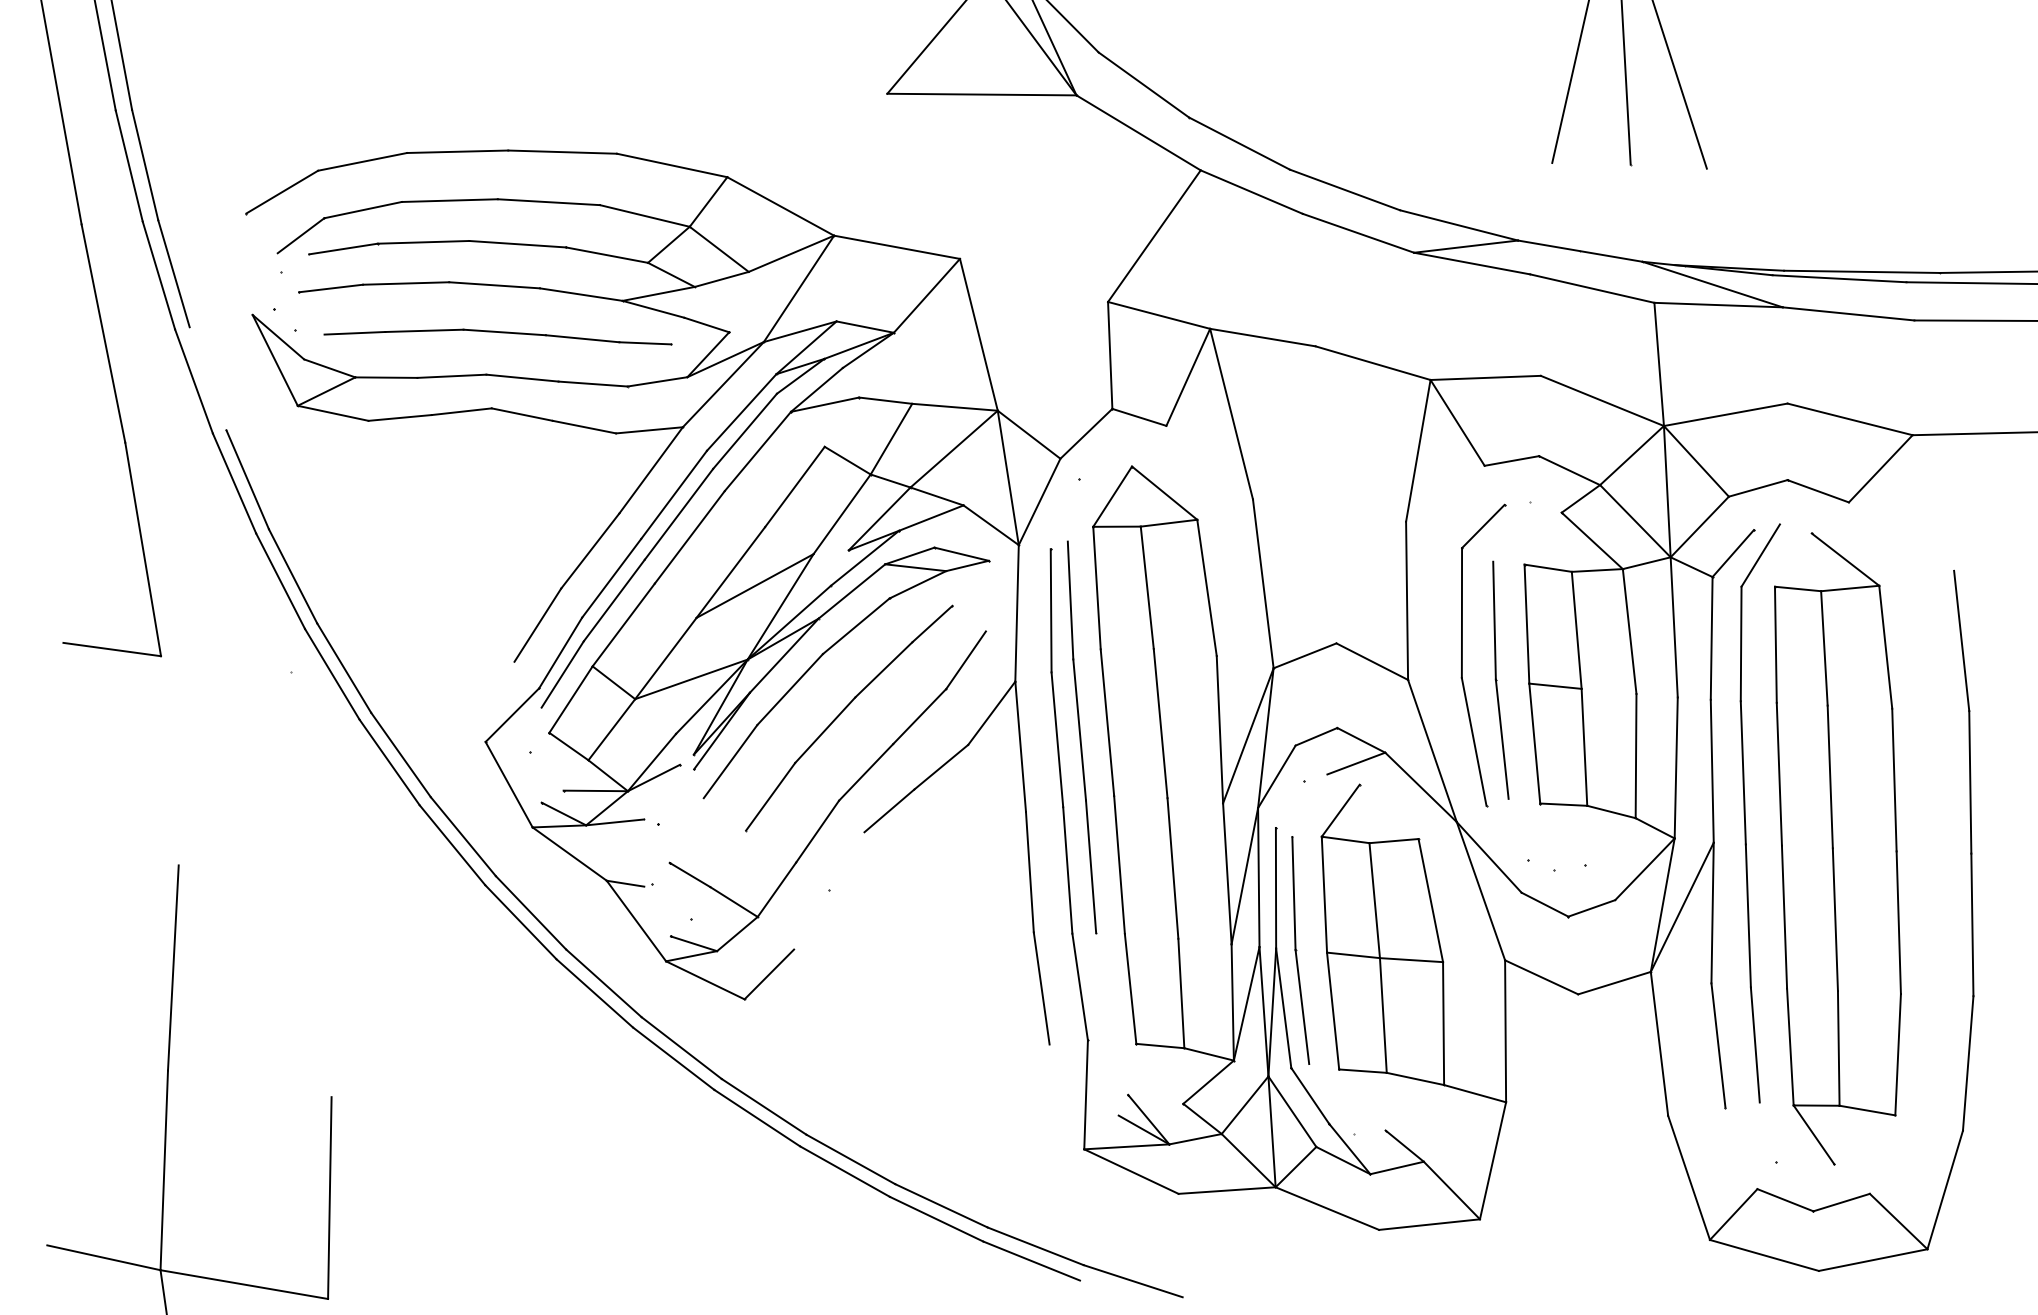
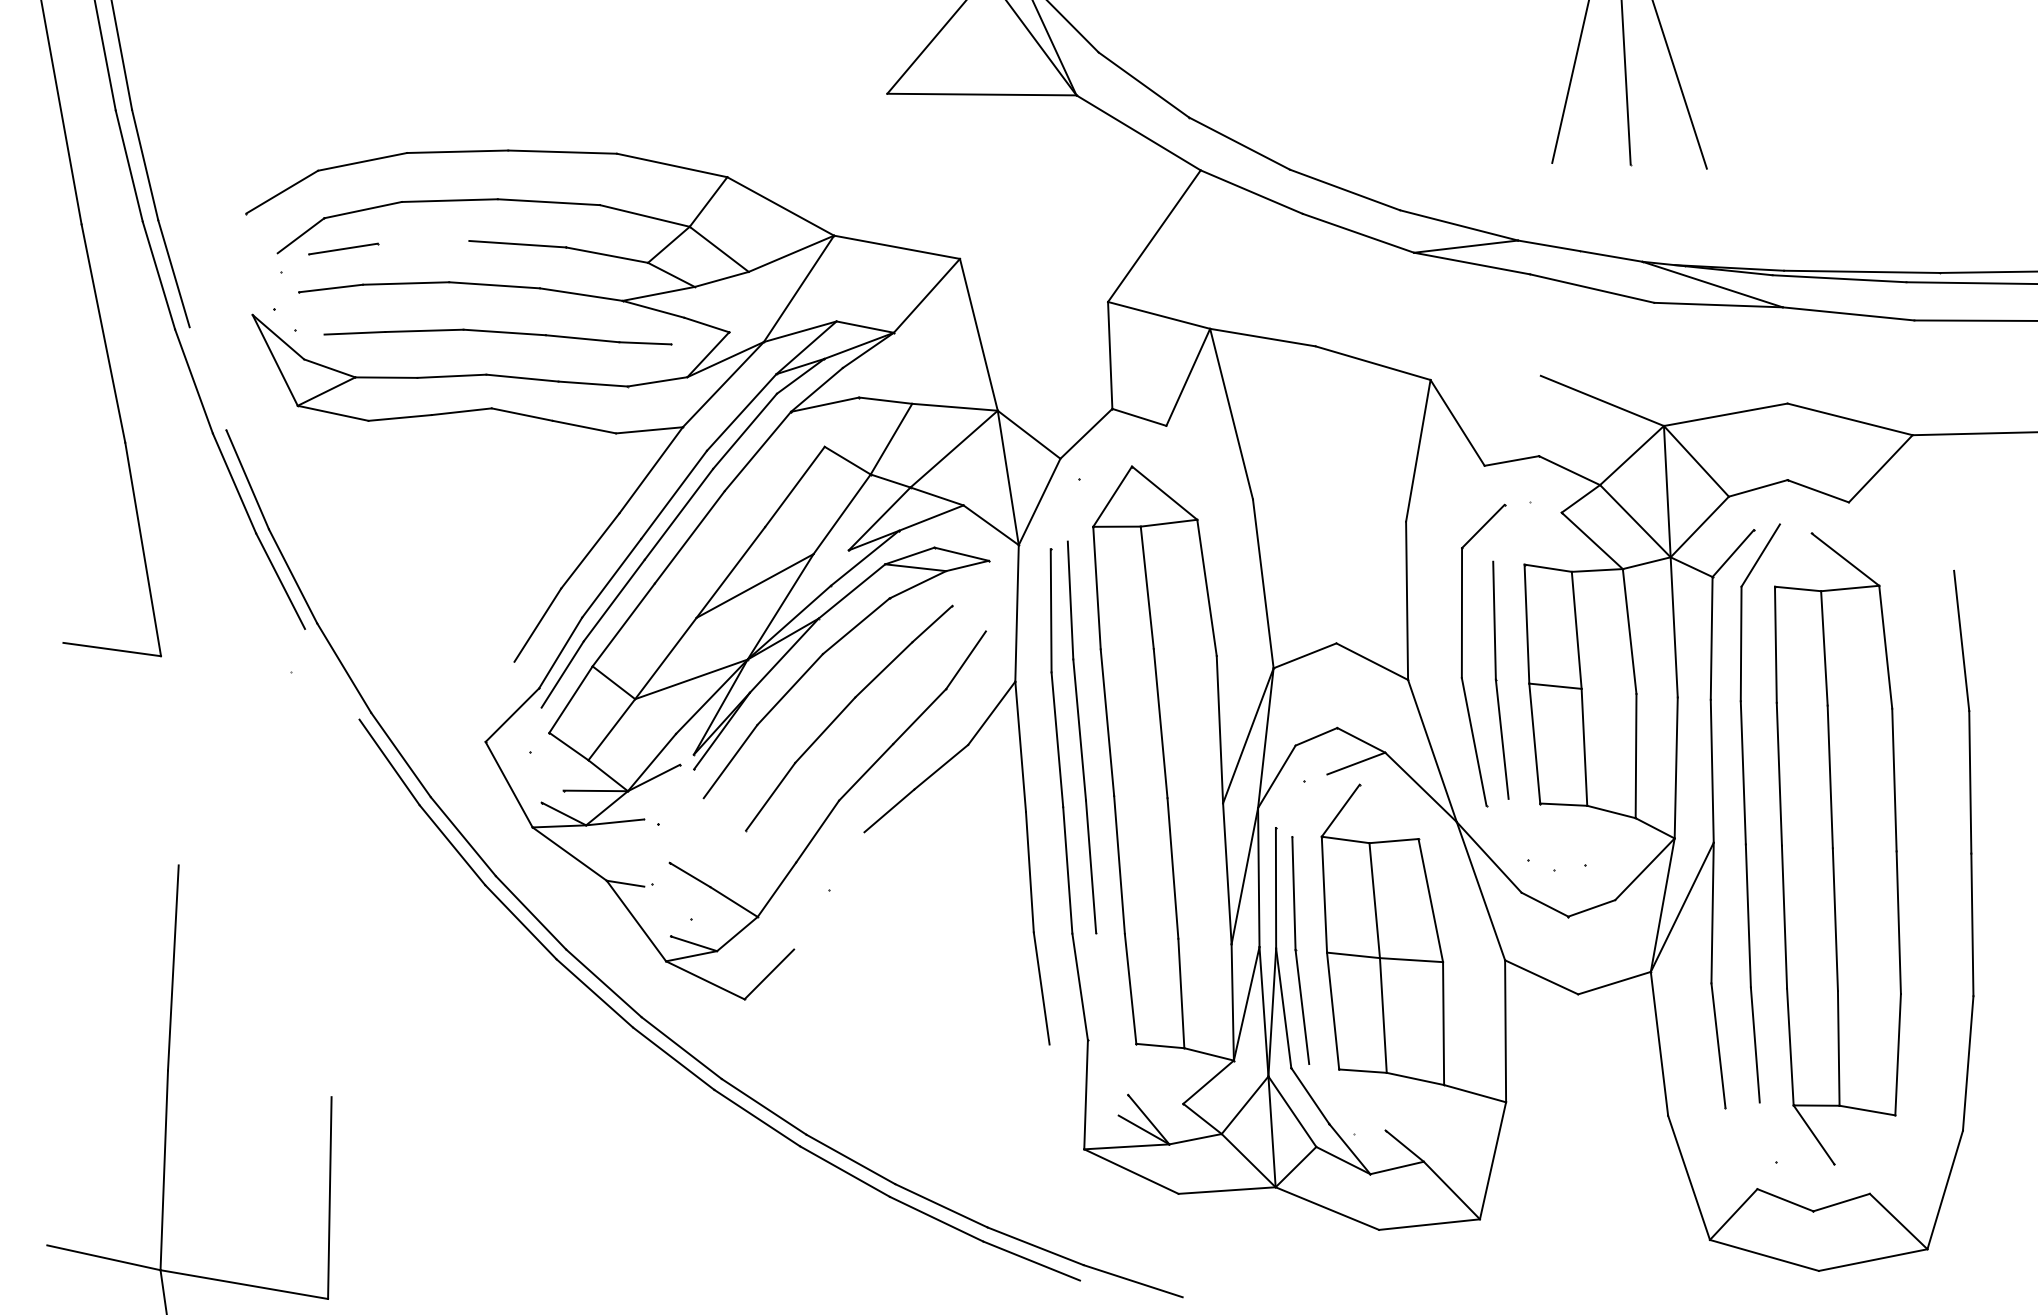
line: present -> none (423, 241)
line: present -> none (1658, 364)
line: present -> none (1485, 377)
line: present -> none (332, 673)
